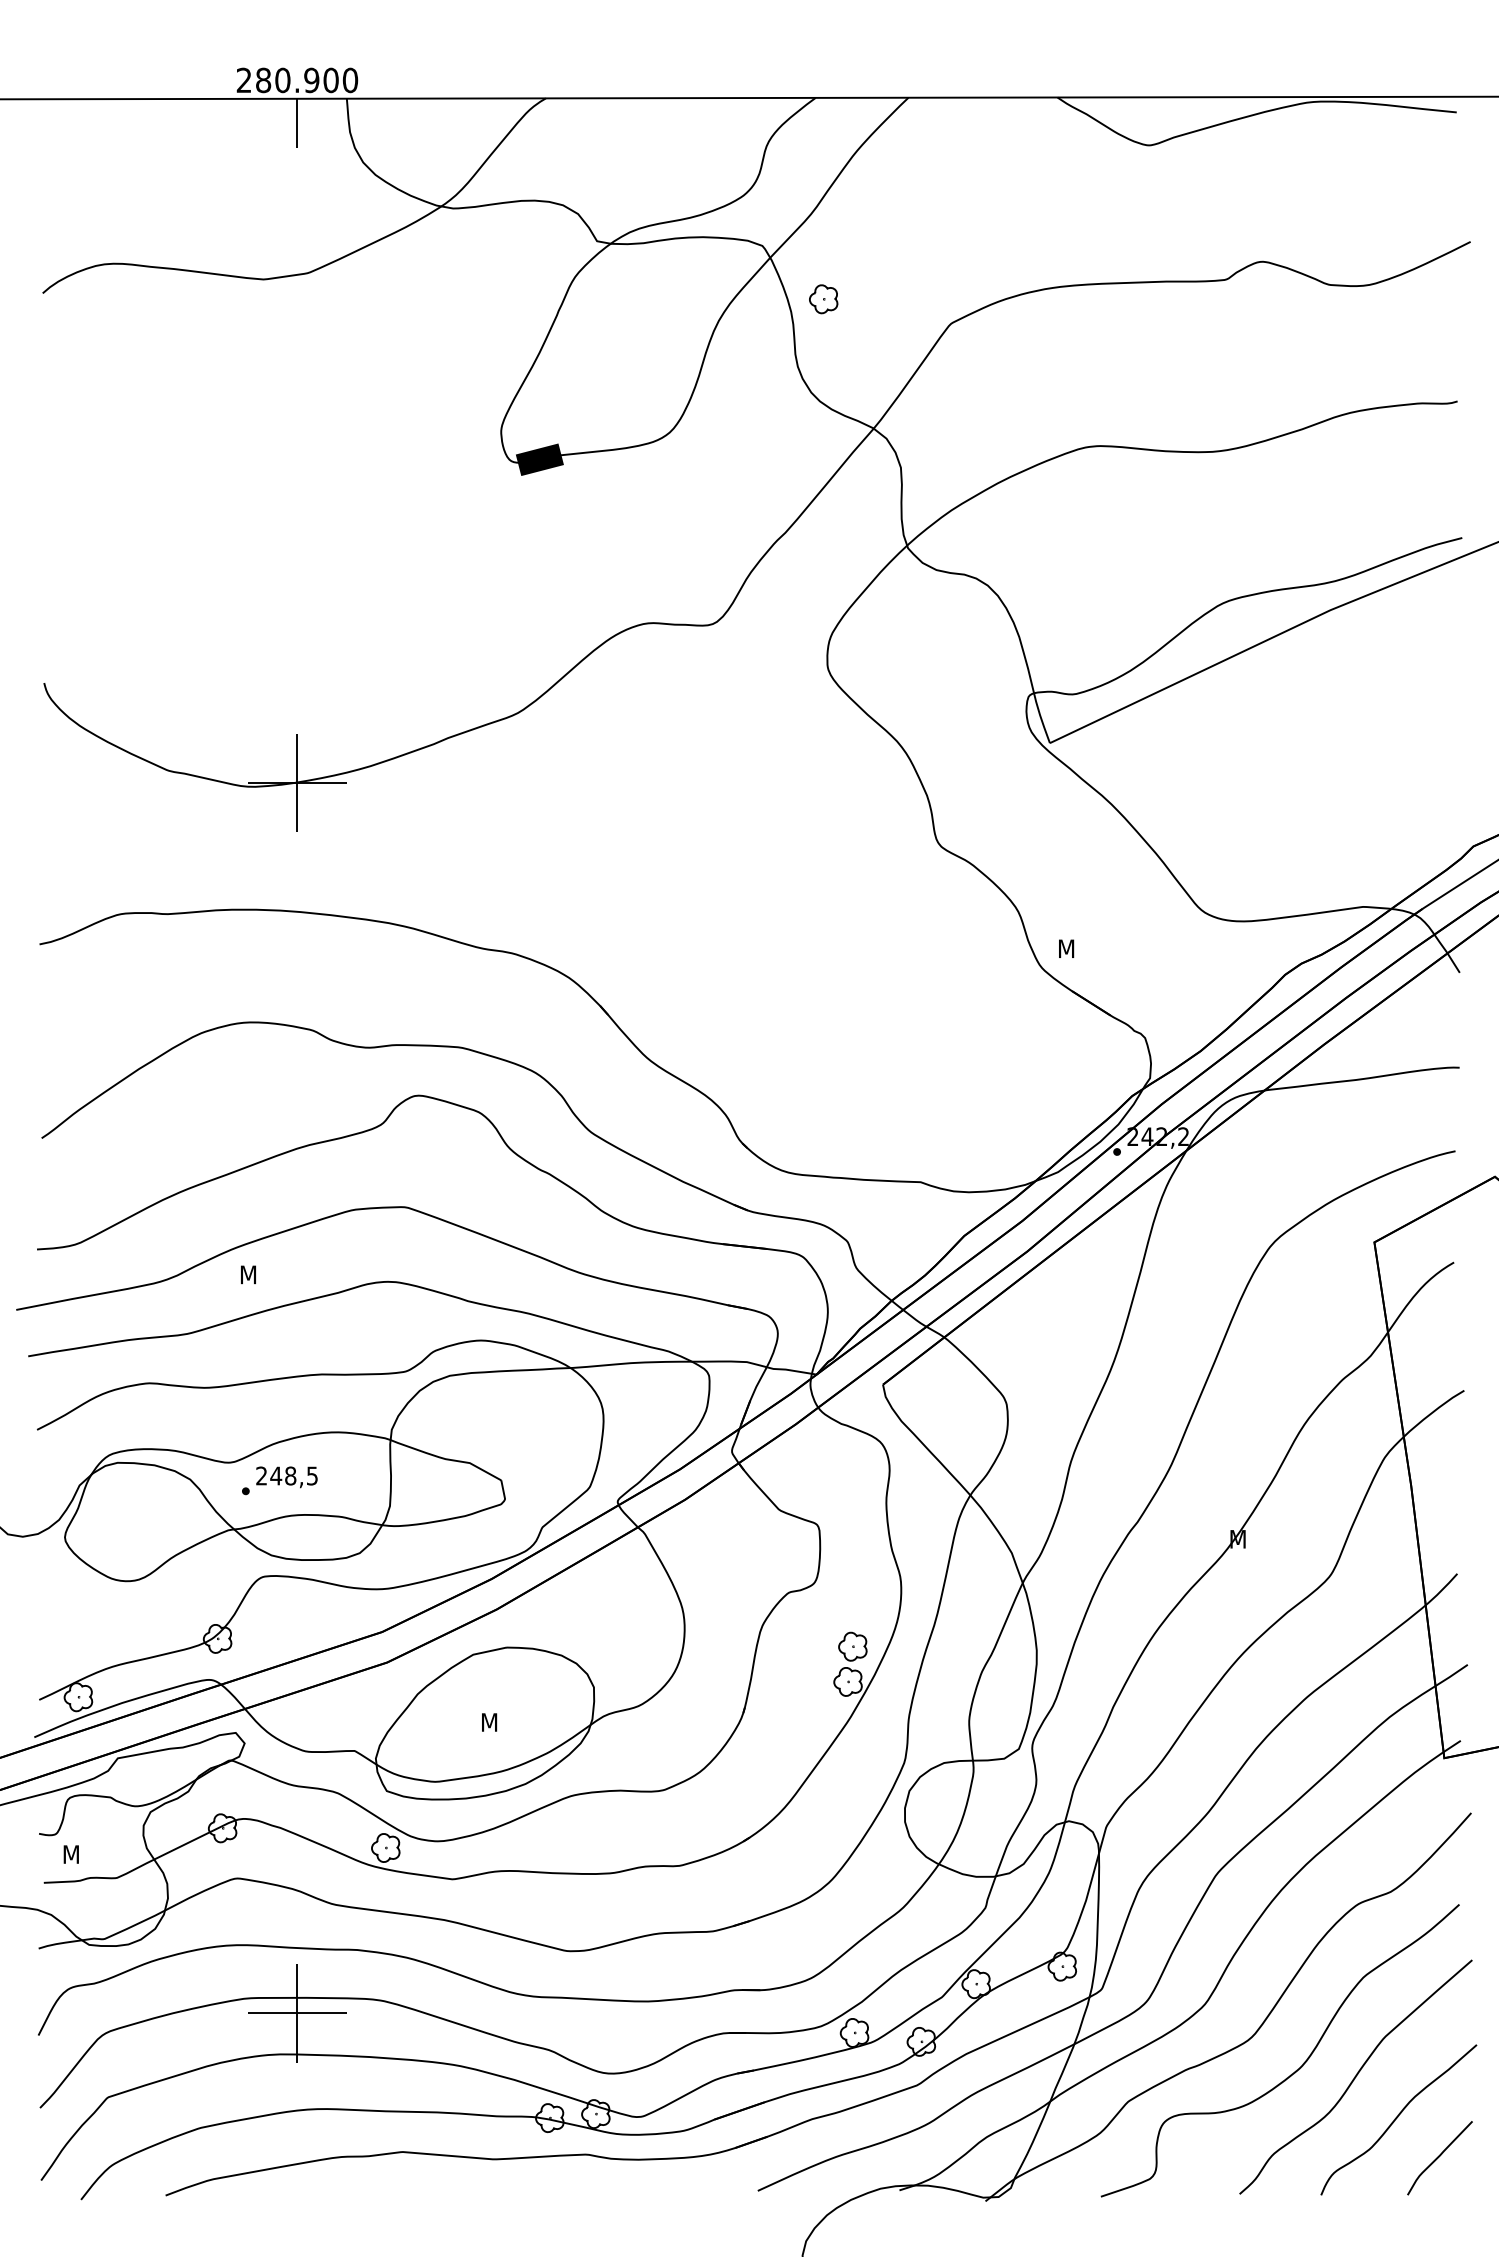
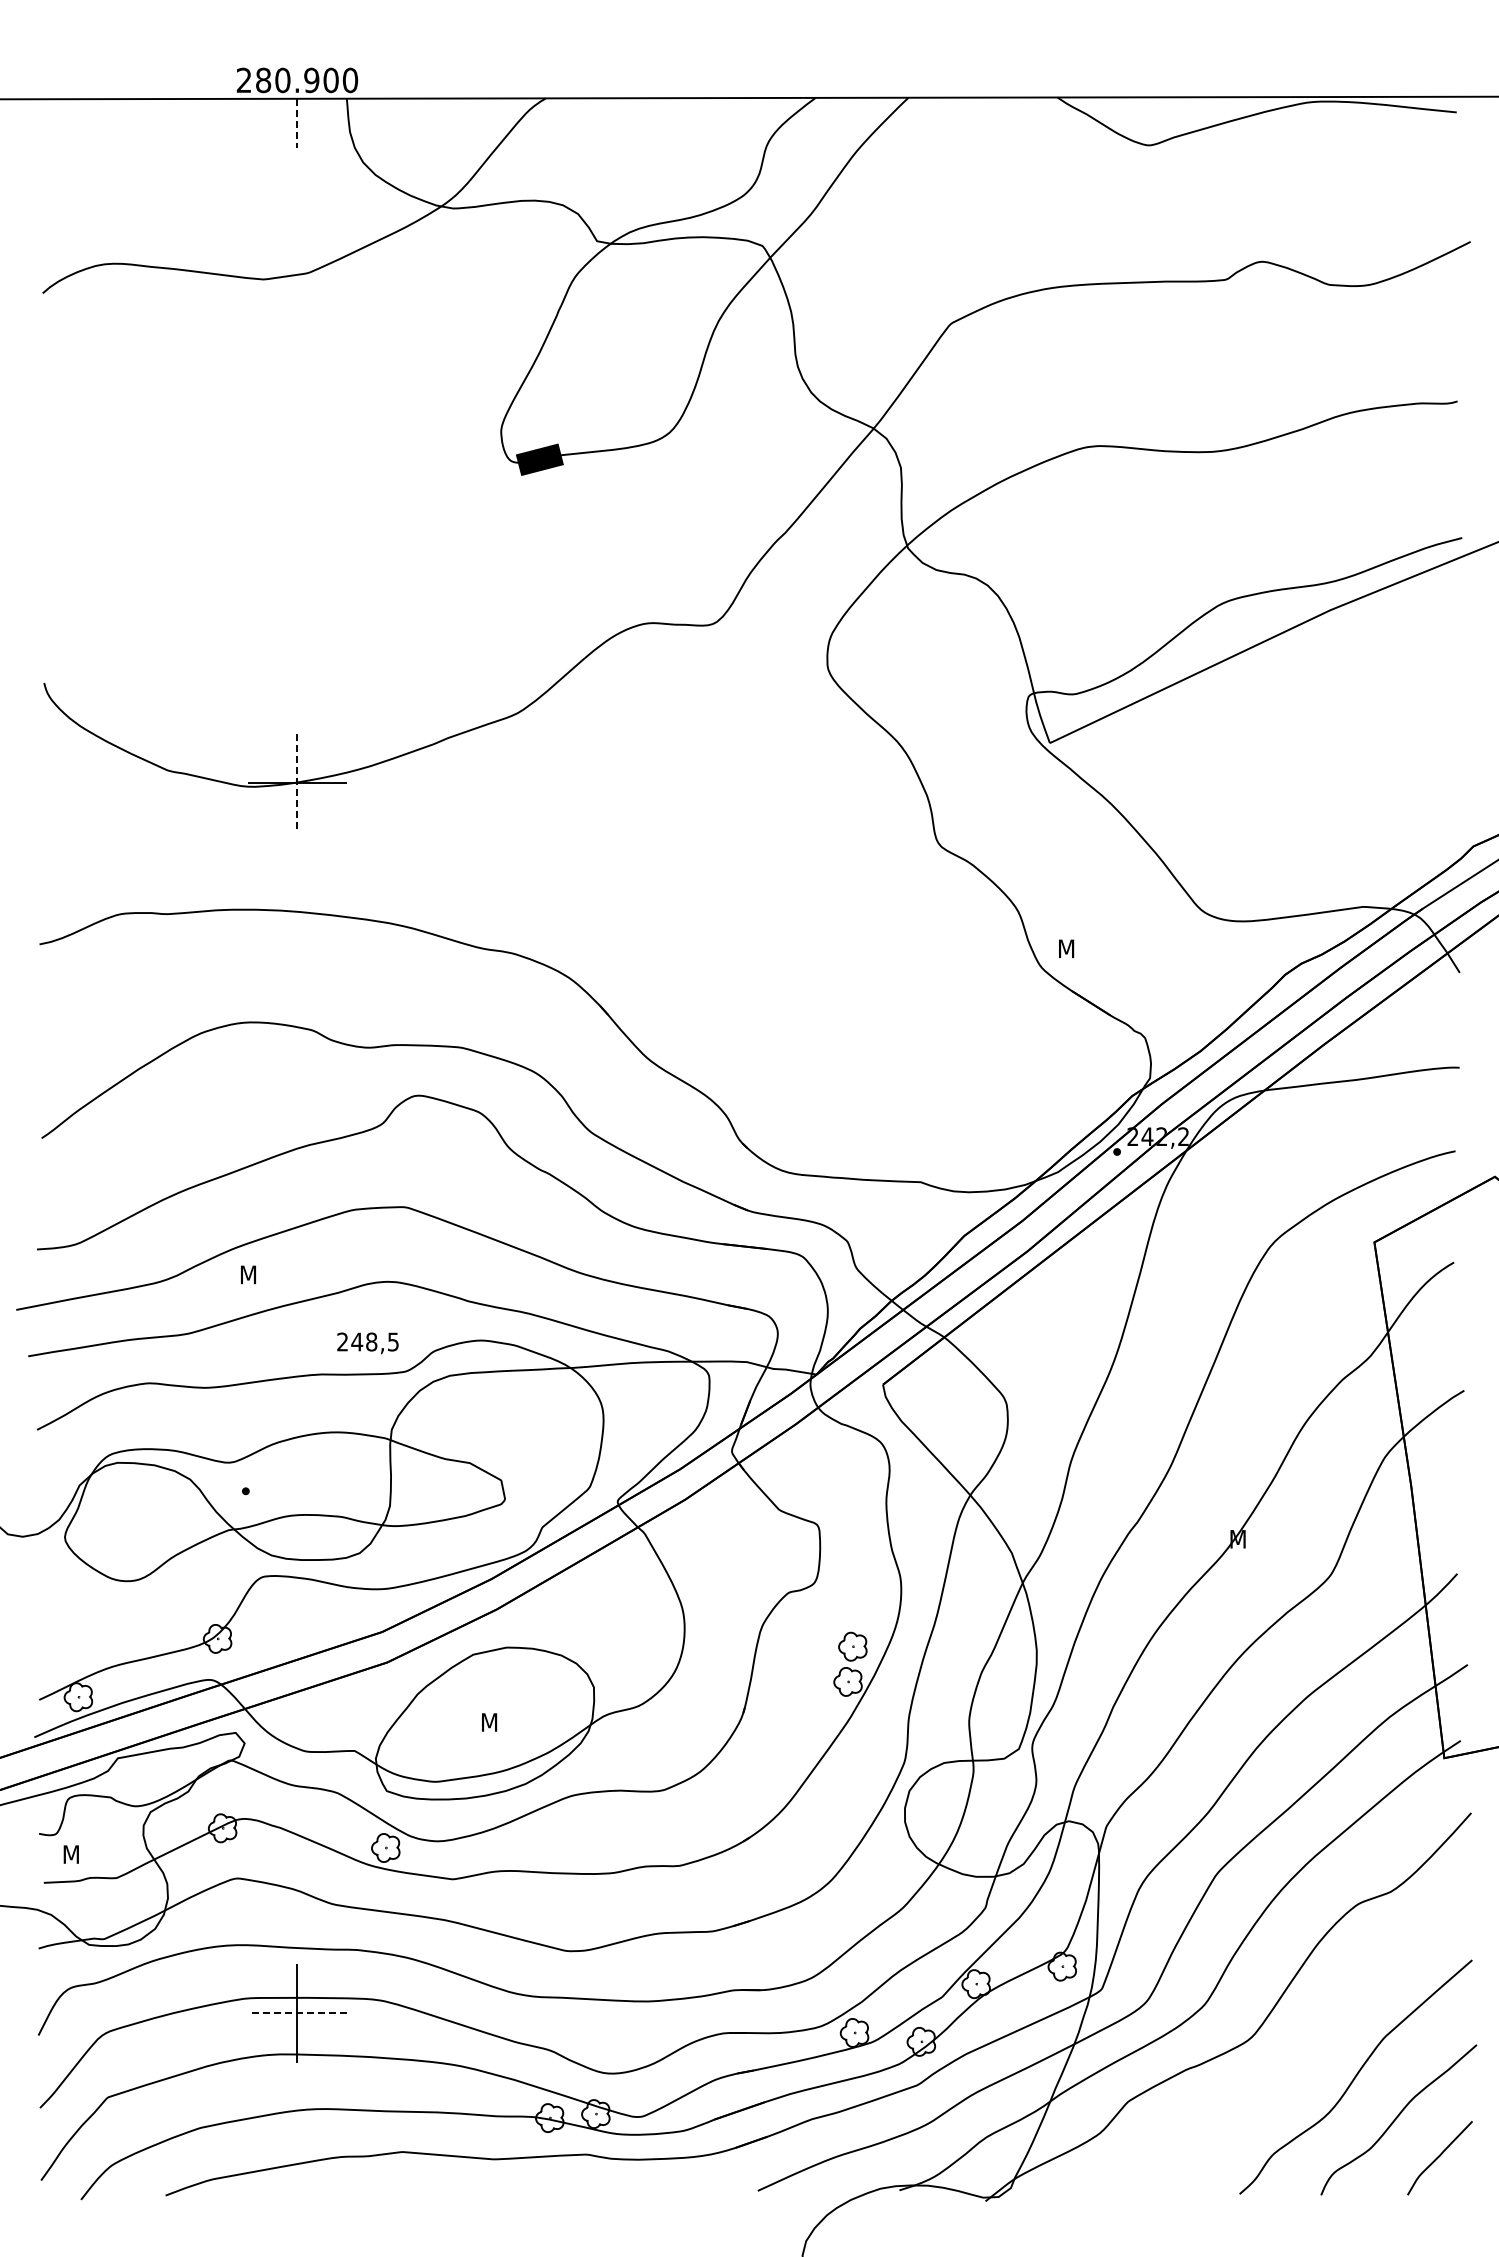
line: solid -> dashed (297, 123)
part: present -> none (823, 299)
line: solid -> dashed (297, 783)
text position: (286, 1477) -> (367, 1343) (367, 1343)
line: solid -> dashed (296, 2013)
curve: present -> none (1295, 2070)
